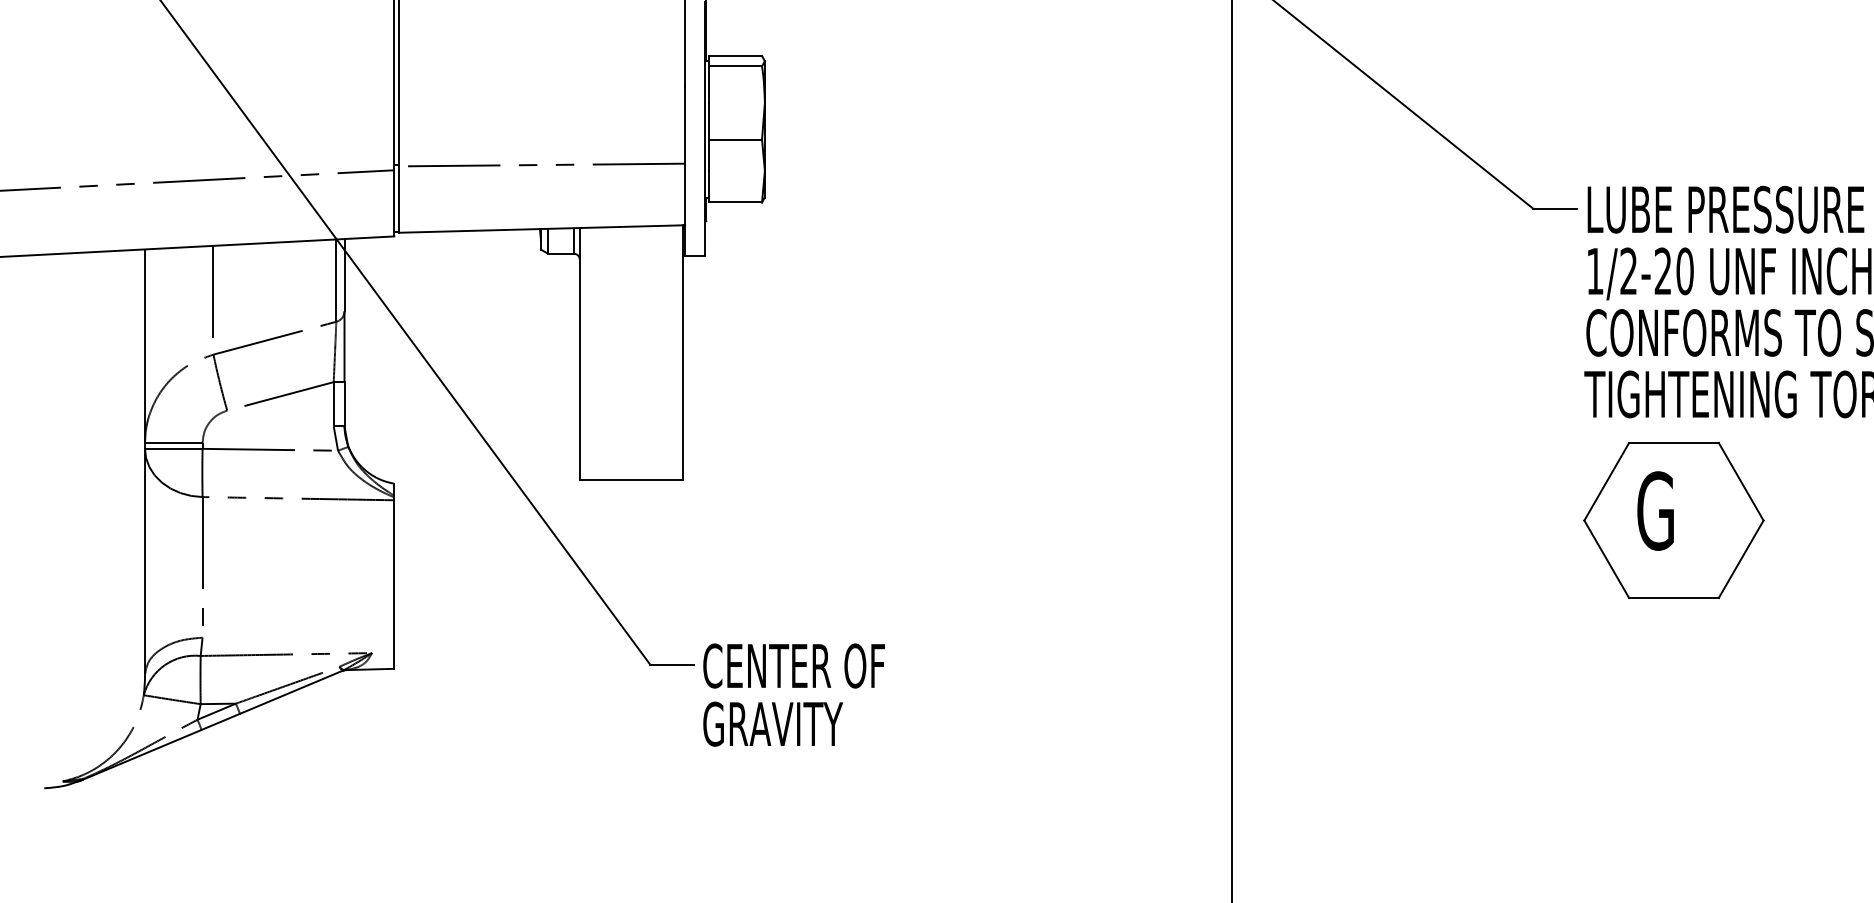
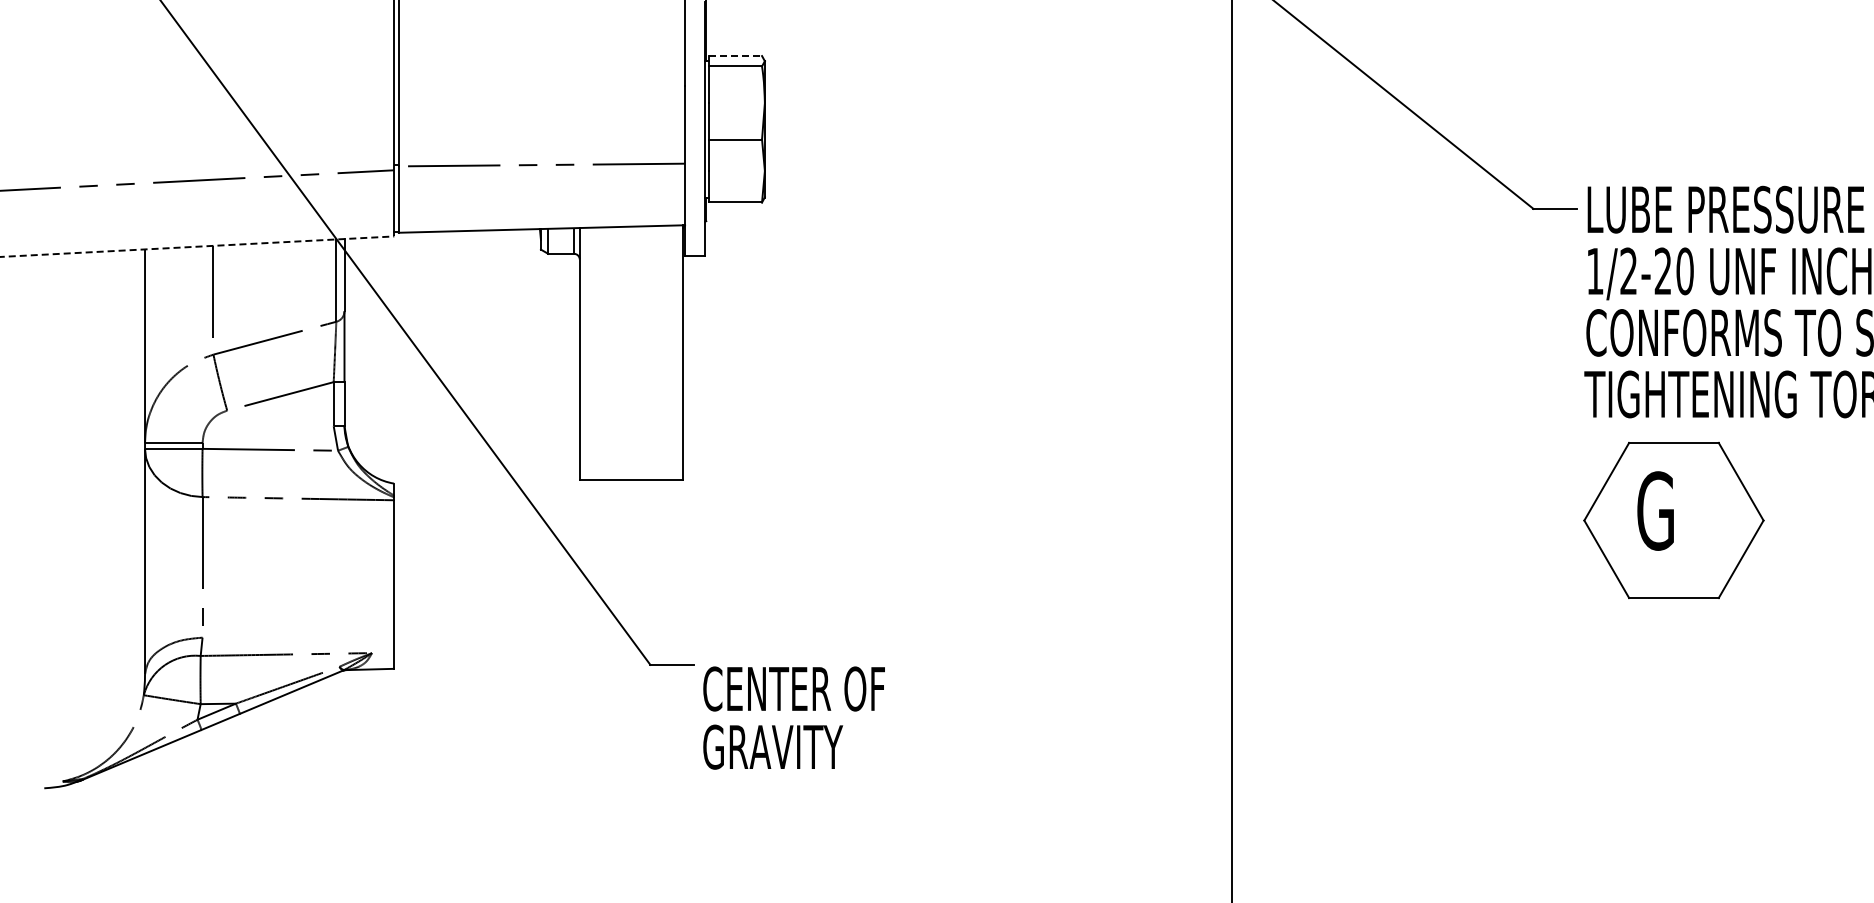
line: solid -> dashed (735, 56)
line: solid -> dashed (197, 246)
text position: (793, 694) -> (793, 717) (793, 717)
